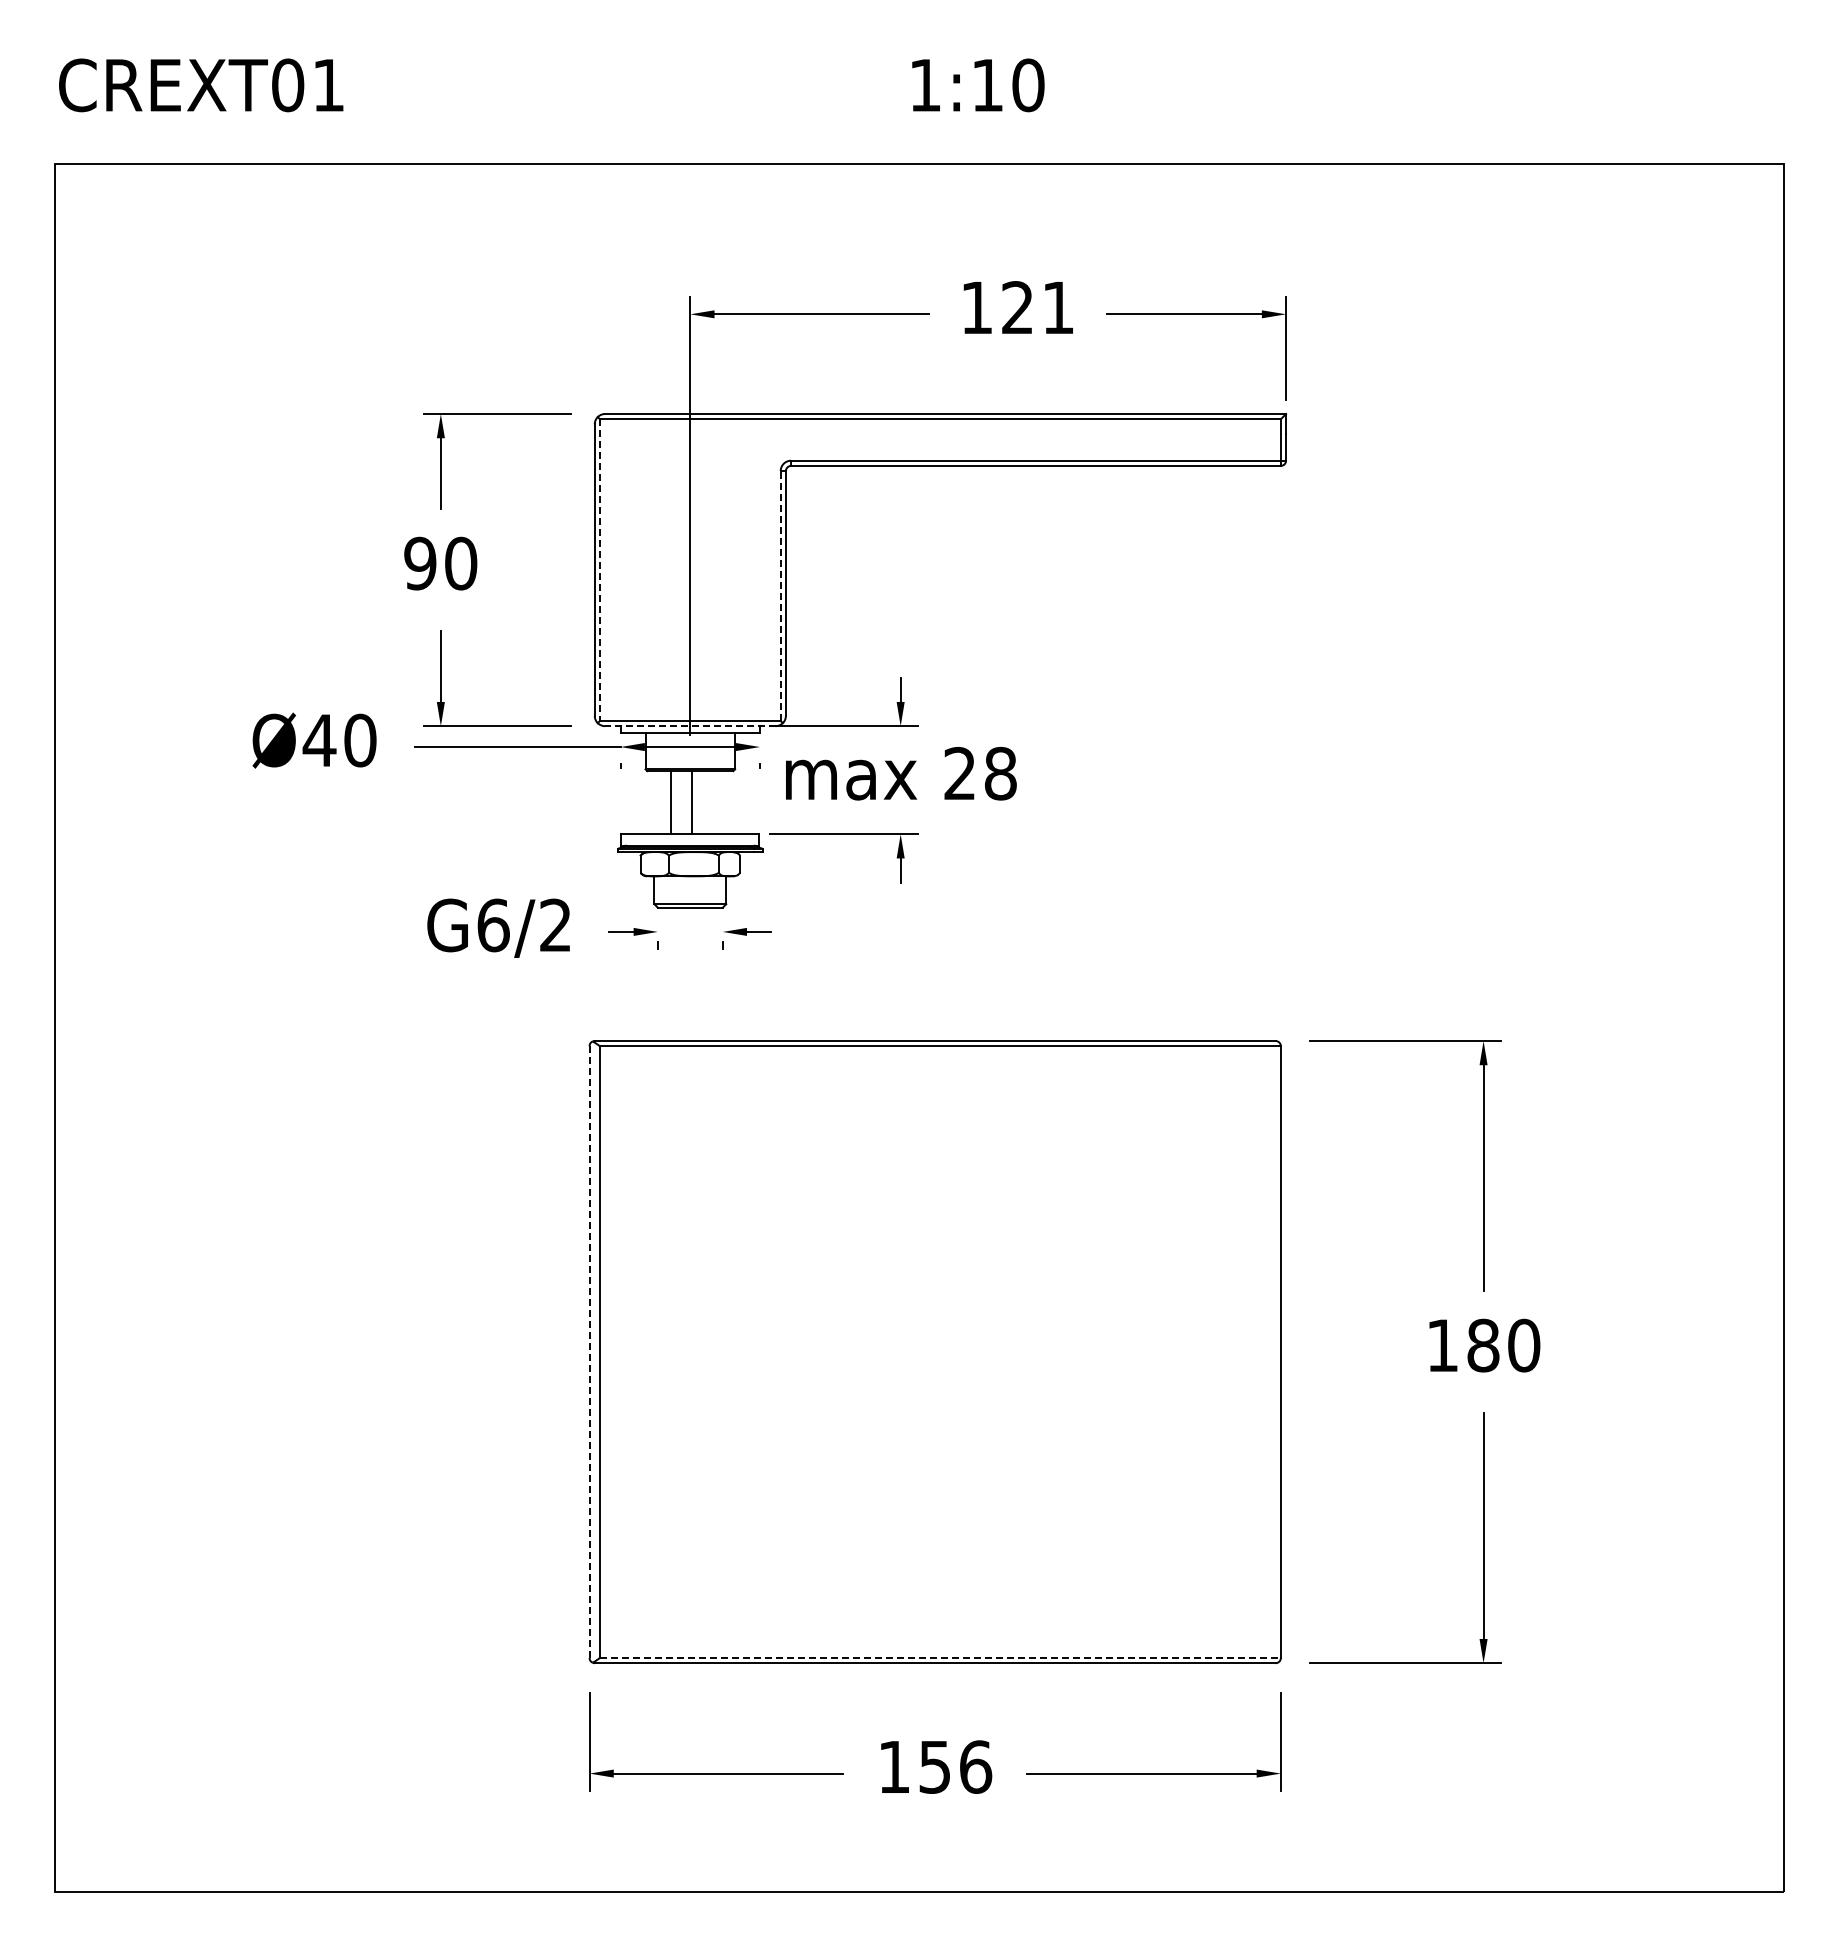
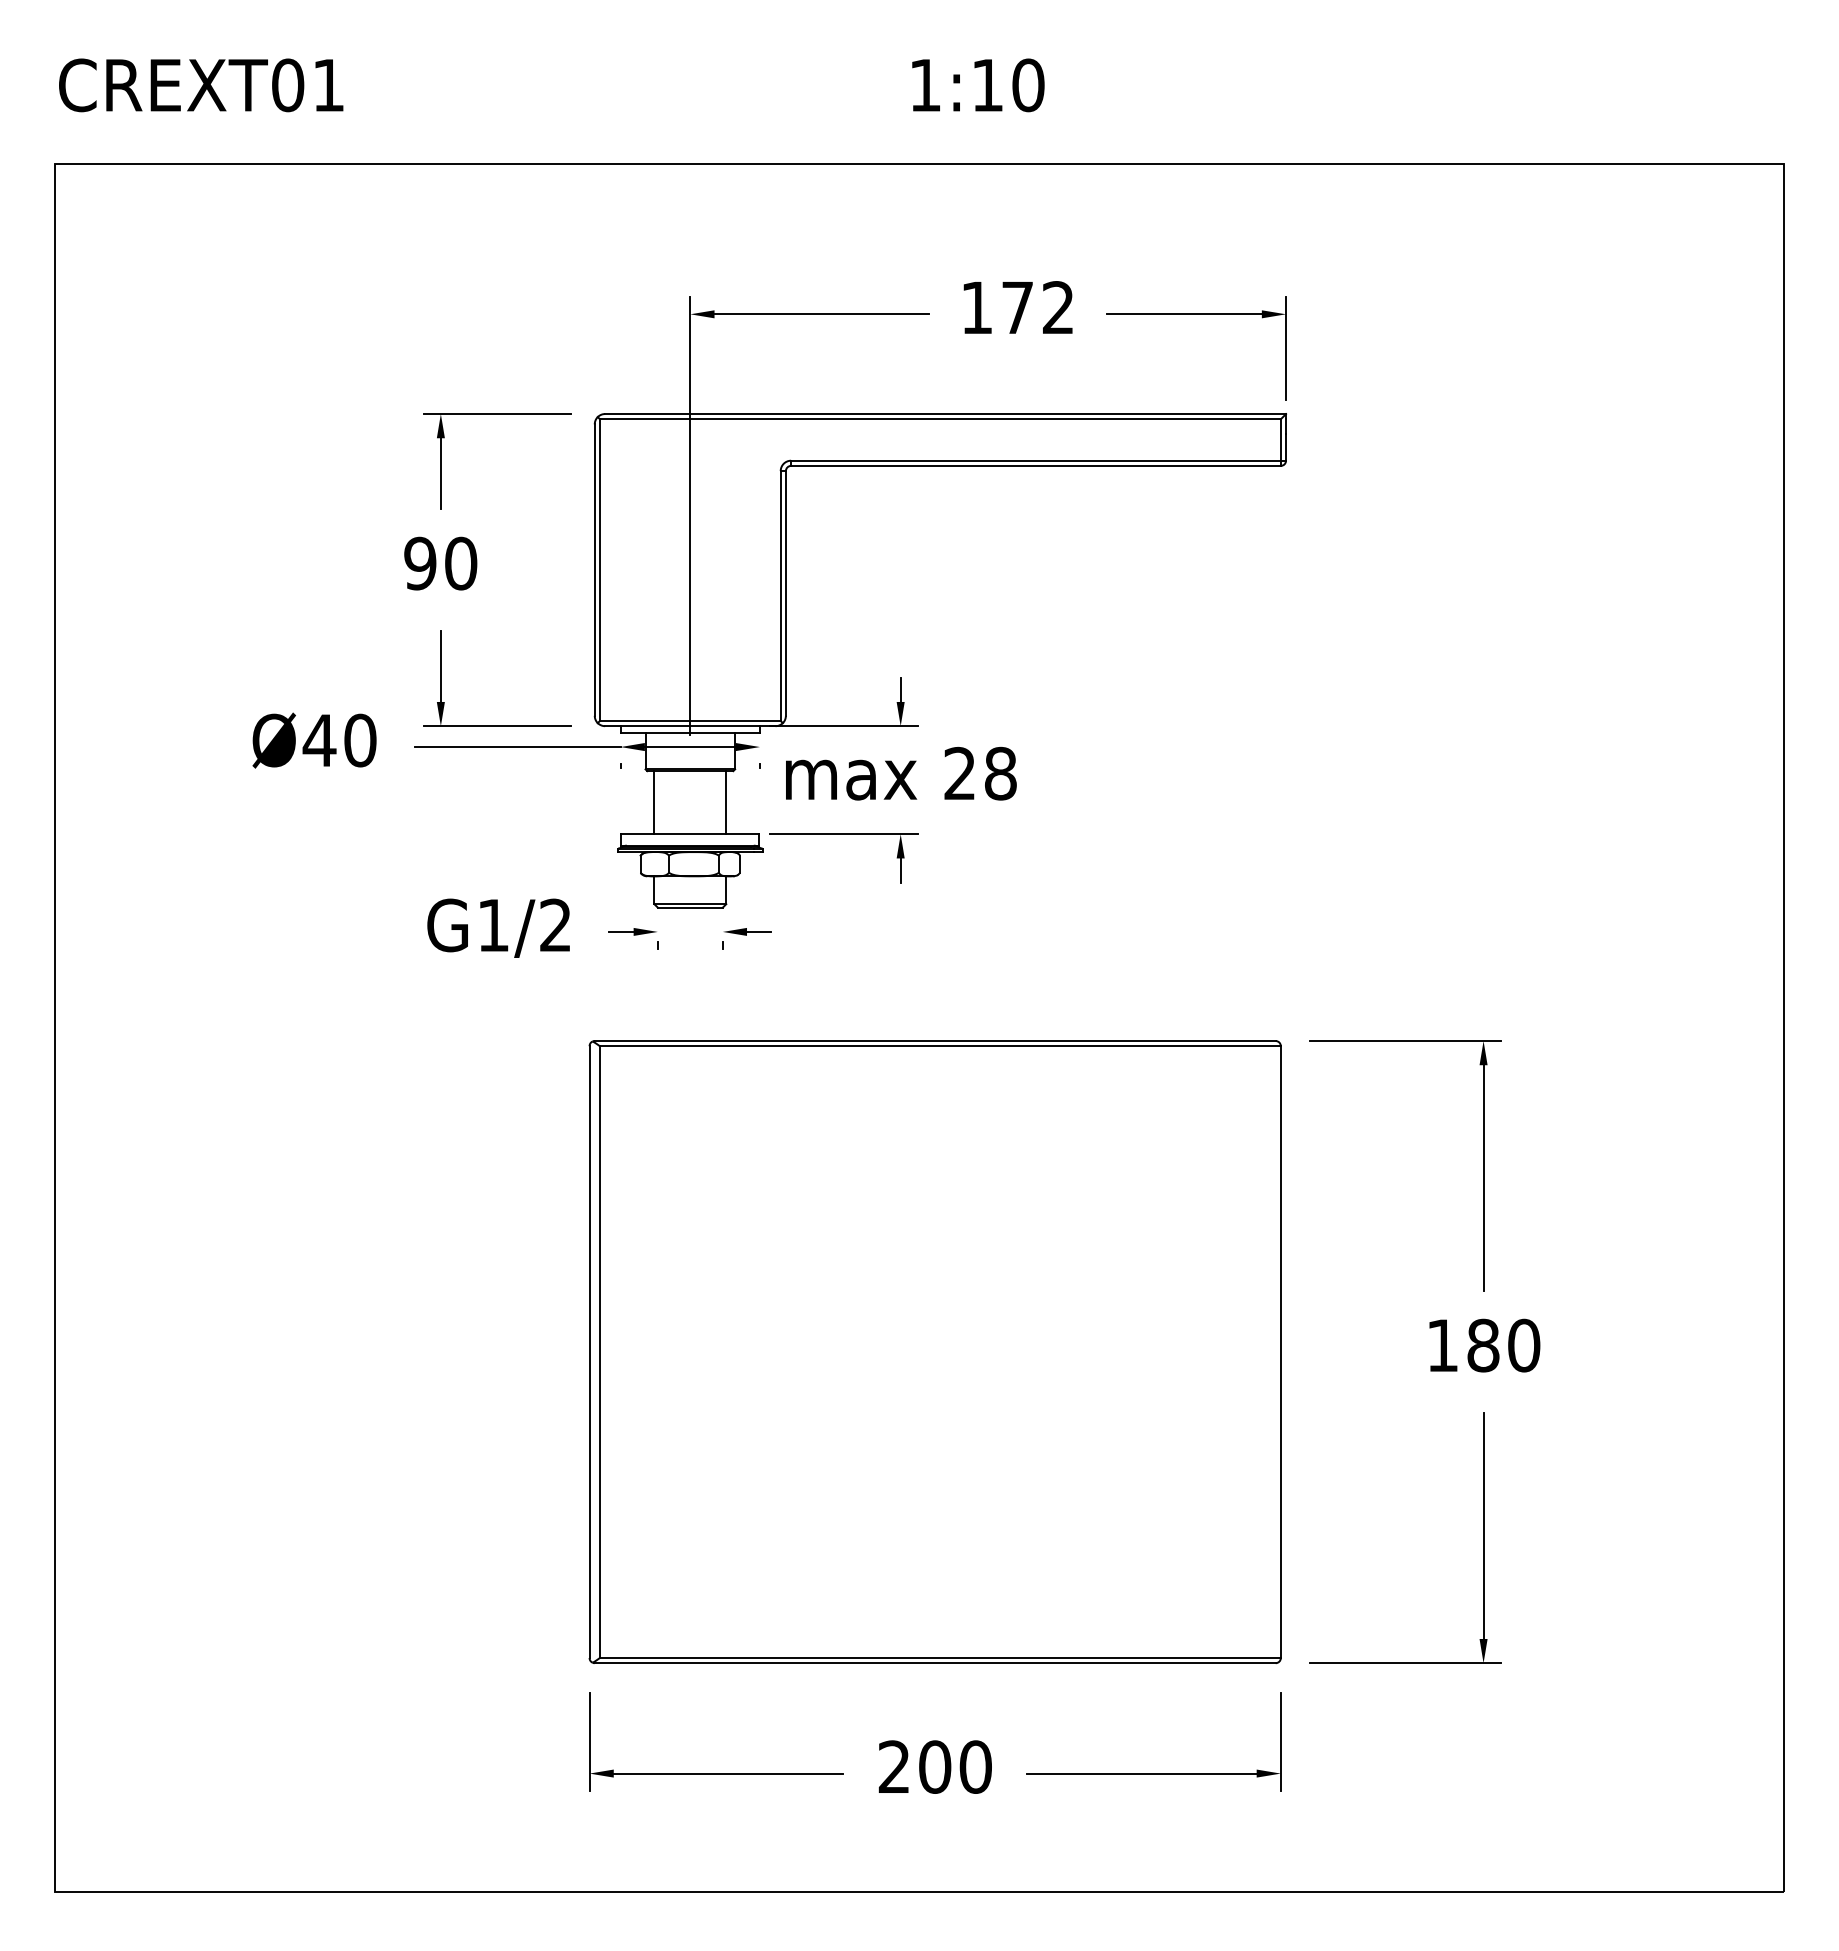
text: 121 -> 172 (1037, 307)
line: dashed -> solid (599, 570)
line: dashed -> solid (780, 596)
line: dashed -> solid (689, 726)
line position: (671, 802) -> (654, 802) (654, 802)
line position: (692, 802) -> (726, 802) (726, 802)
text: G6/2 -> G1/2 (493, 925)
line: dashed -> solid (589, 1352)
line: dashed -> solid (940, 1658)
text: 156 -> 200 (935, 1766)
